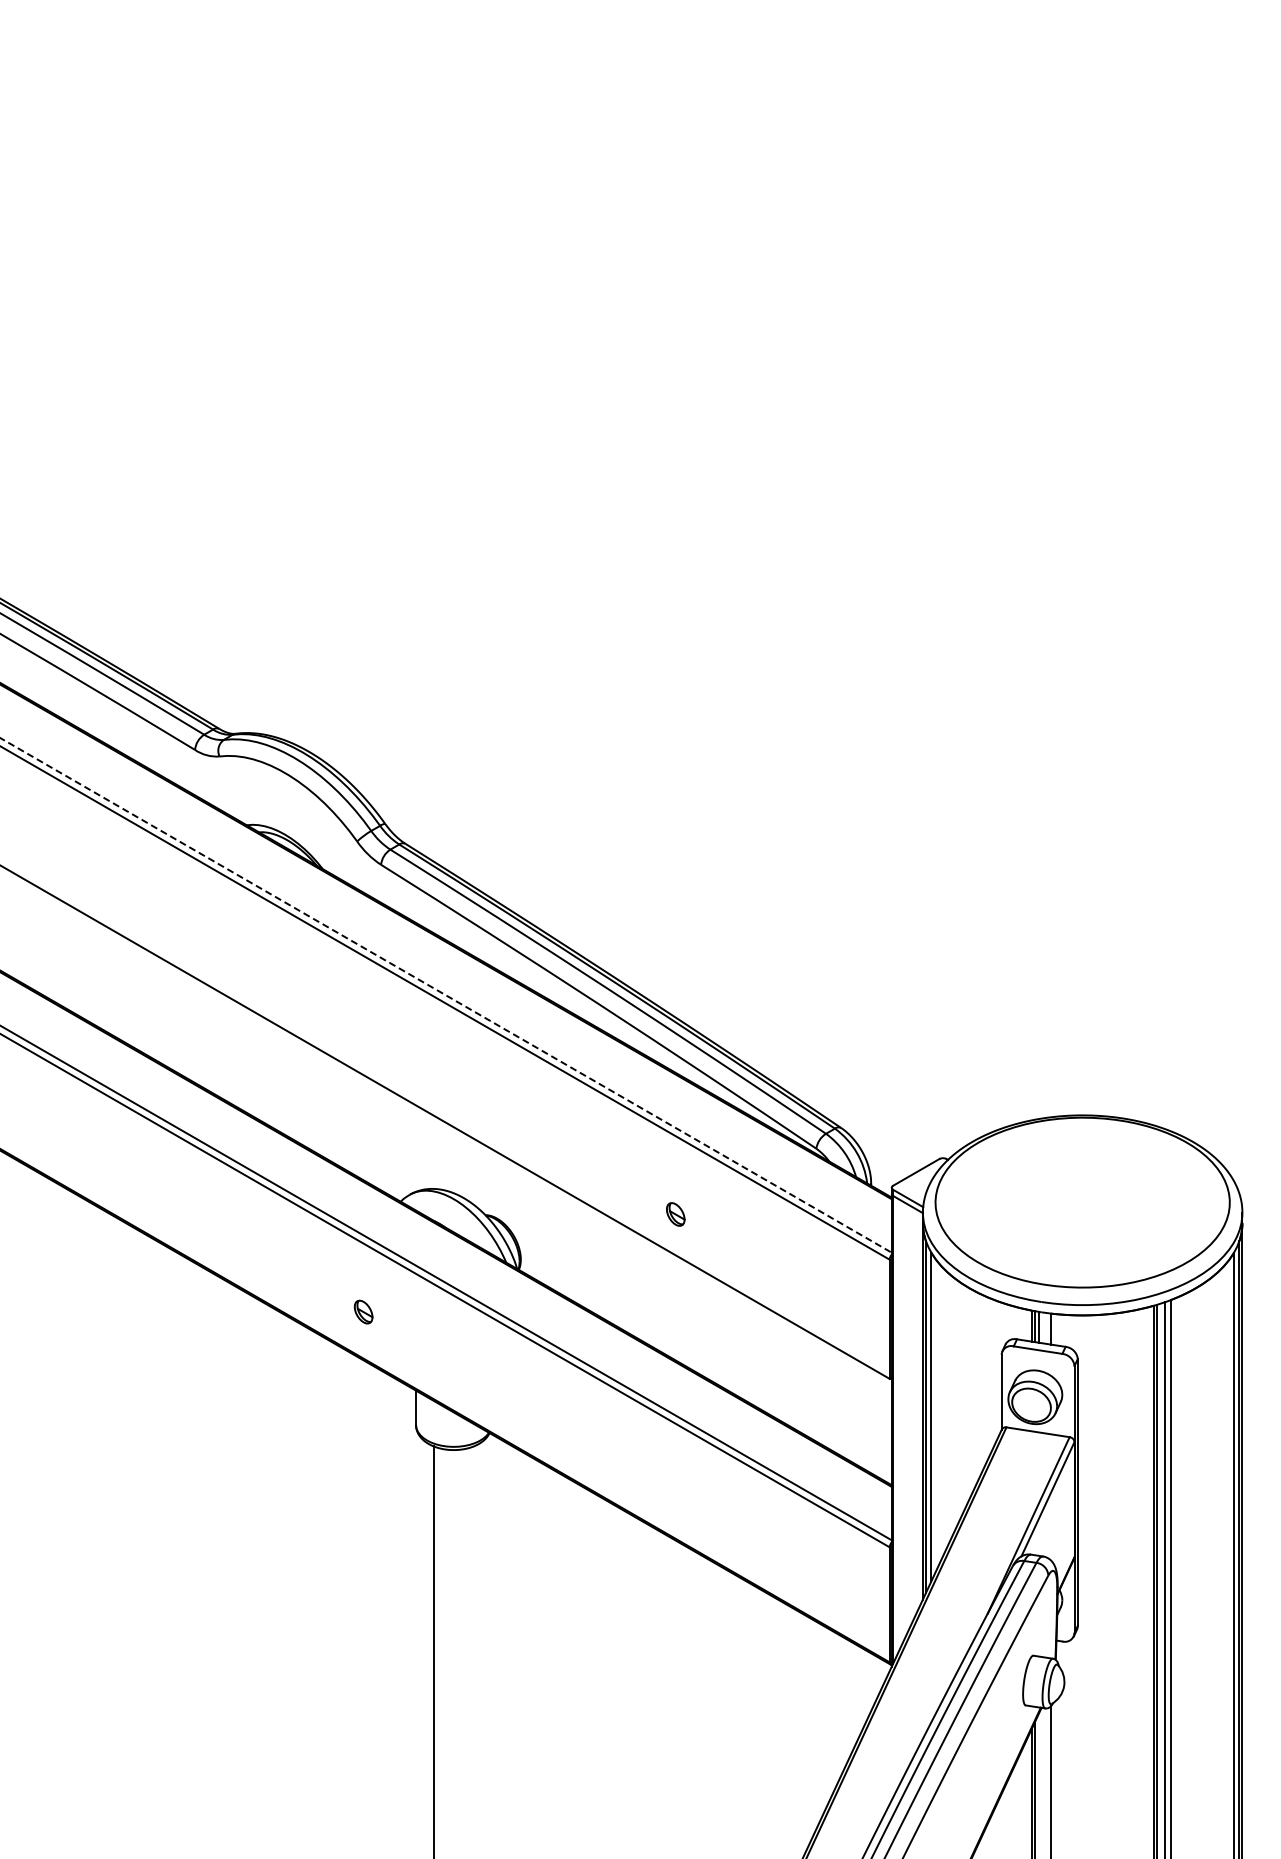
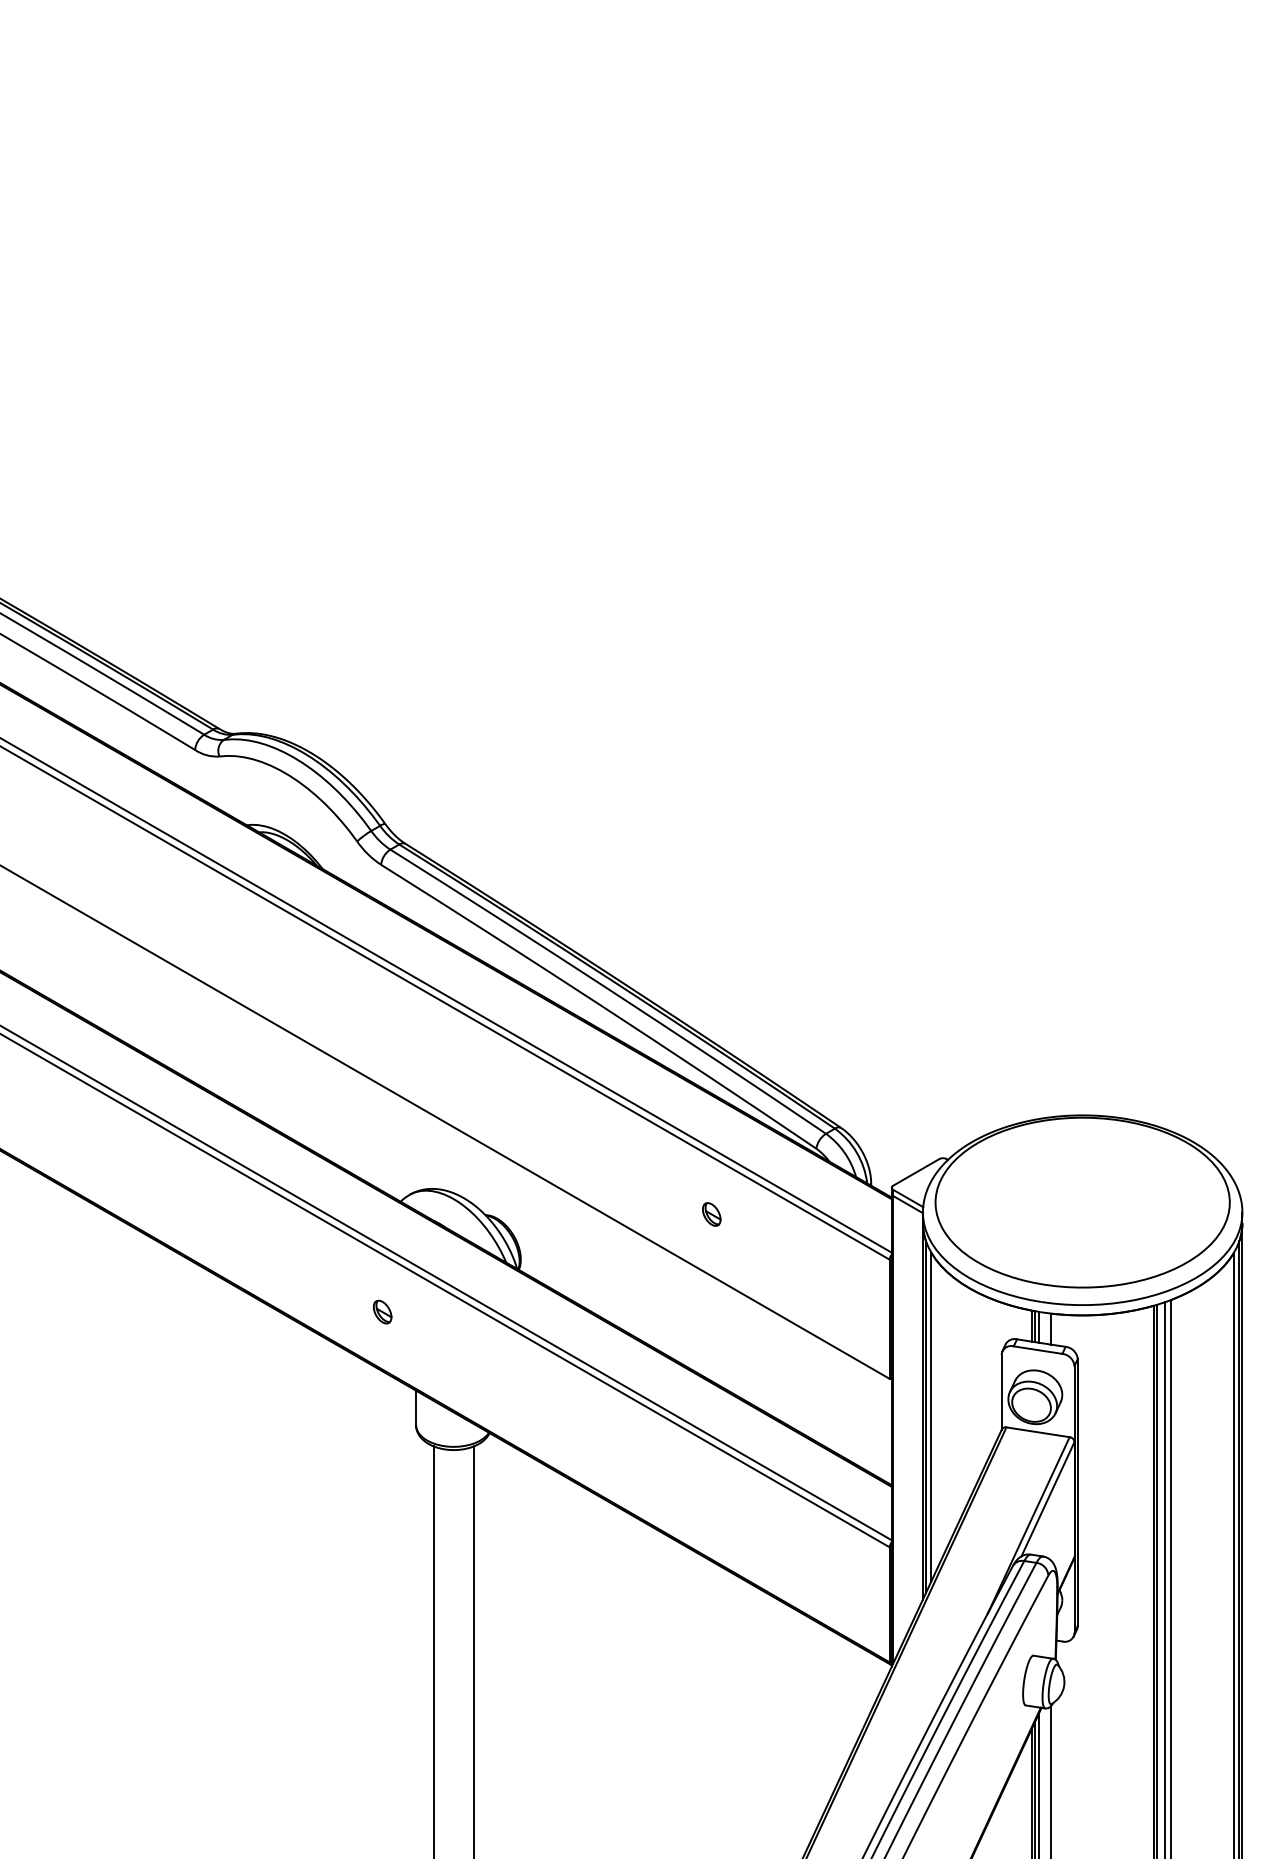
line: dashed -> solid (445, 995)
part position: (675, 1214) -> (711, 1214) (711, 1214)
part position: (363, 1311) -> (382, 1311) (382, 1311)
line: none -> present (473, 1650)
line: none -> present (1038, 1784)
